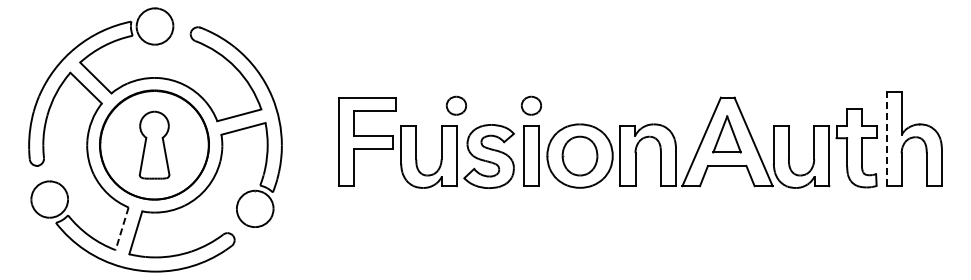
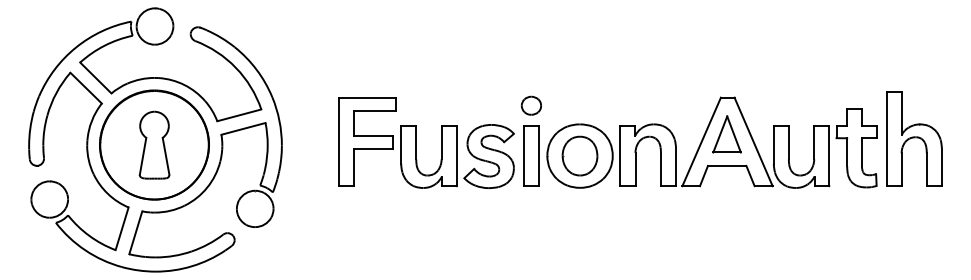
part: present -> none (455, 105)
line: dashed -> solid (886, 138)
line: dashed -> solid (122, 229)
